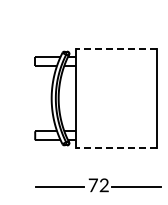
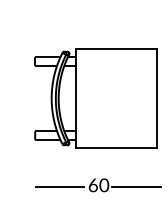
line: dashed -> solid (116, 48)
line: dashed -> solid (116, 148)
text: 72 -> 60 (98, 185)
